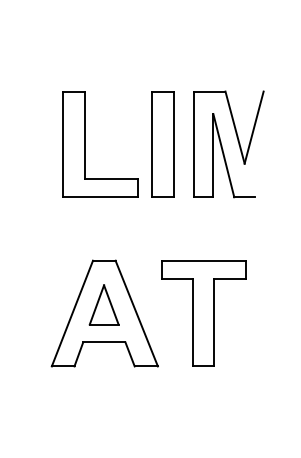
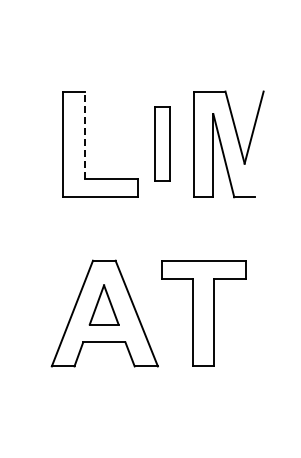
line: solid -> dashed (84, 135)
part size: 24x107 px -> 17x76 px (162, 143)
